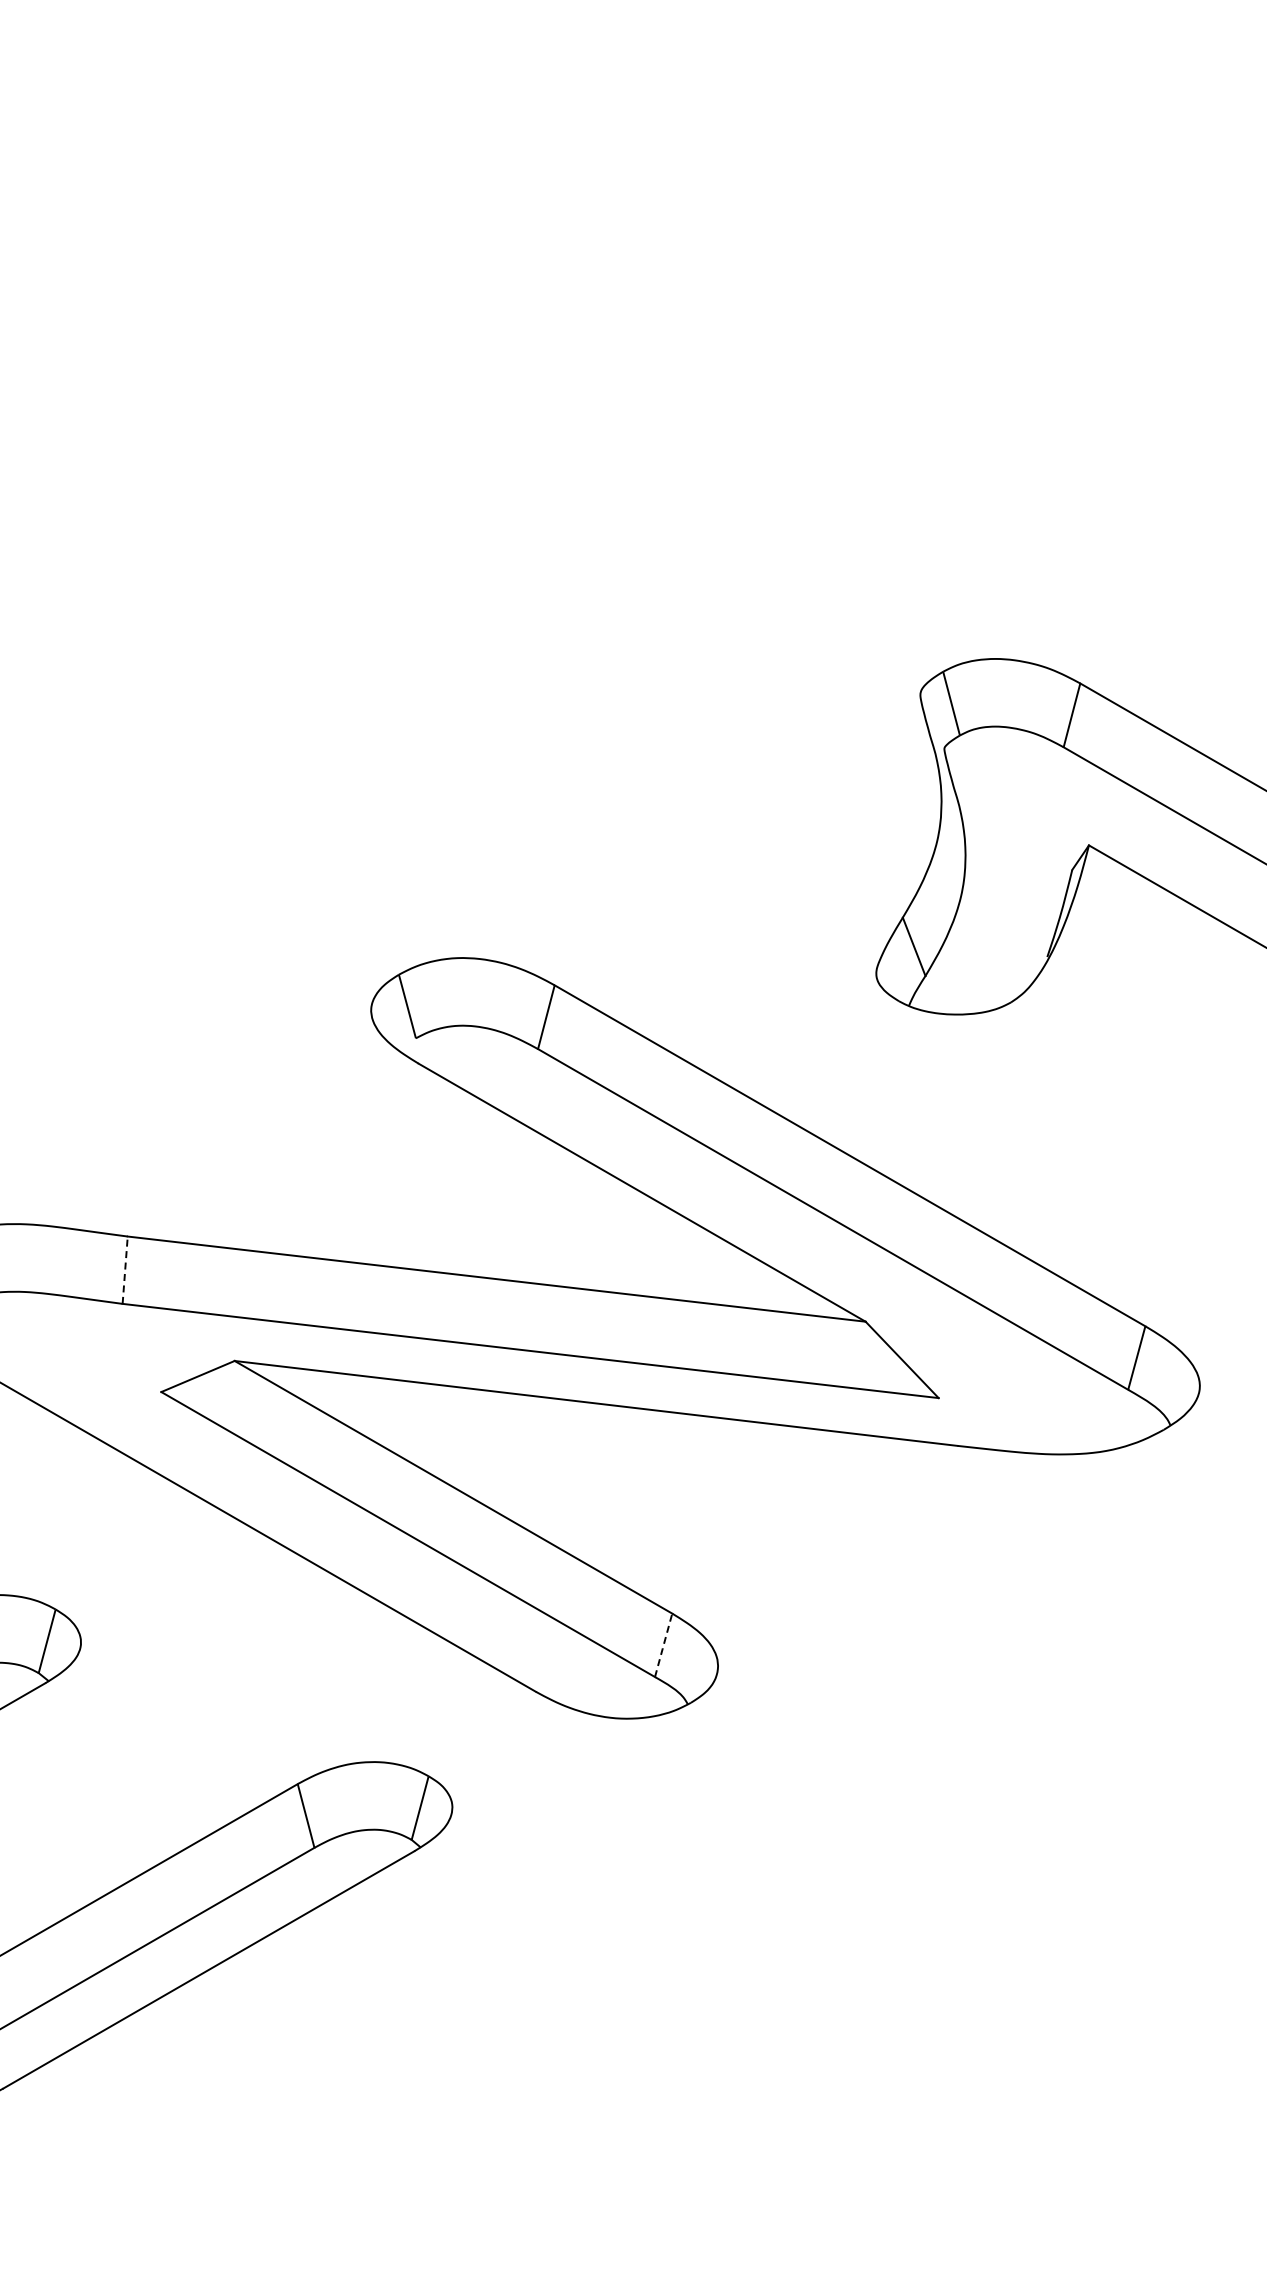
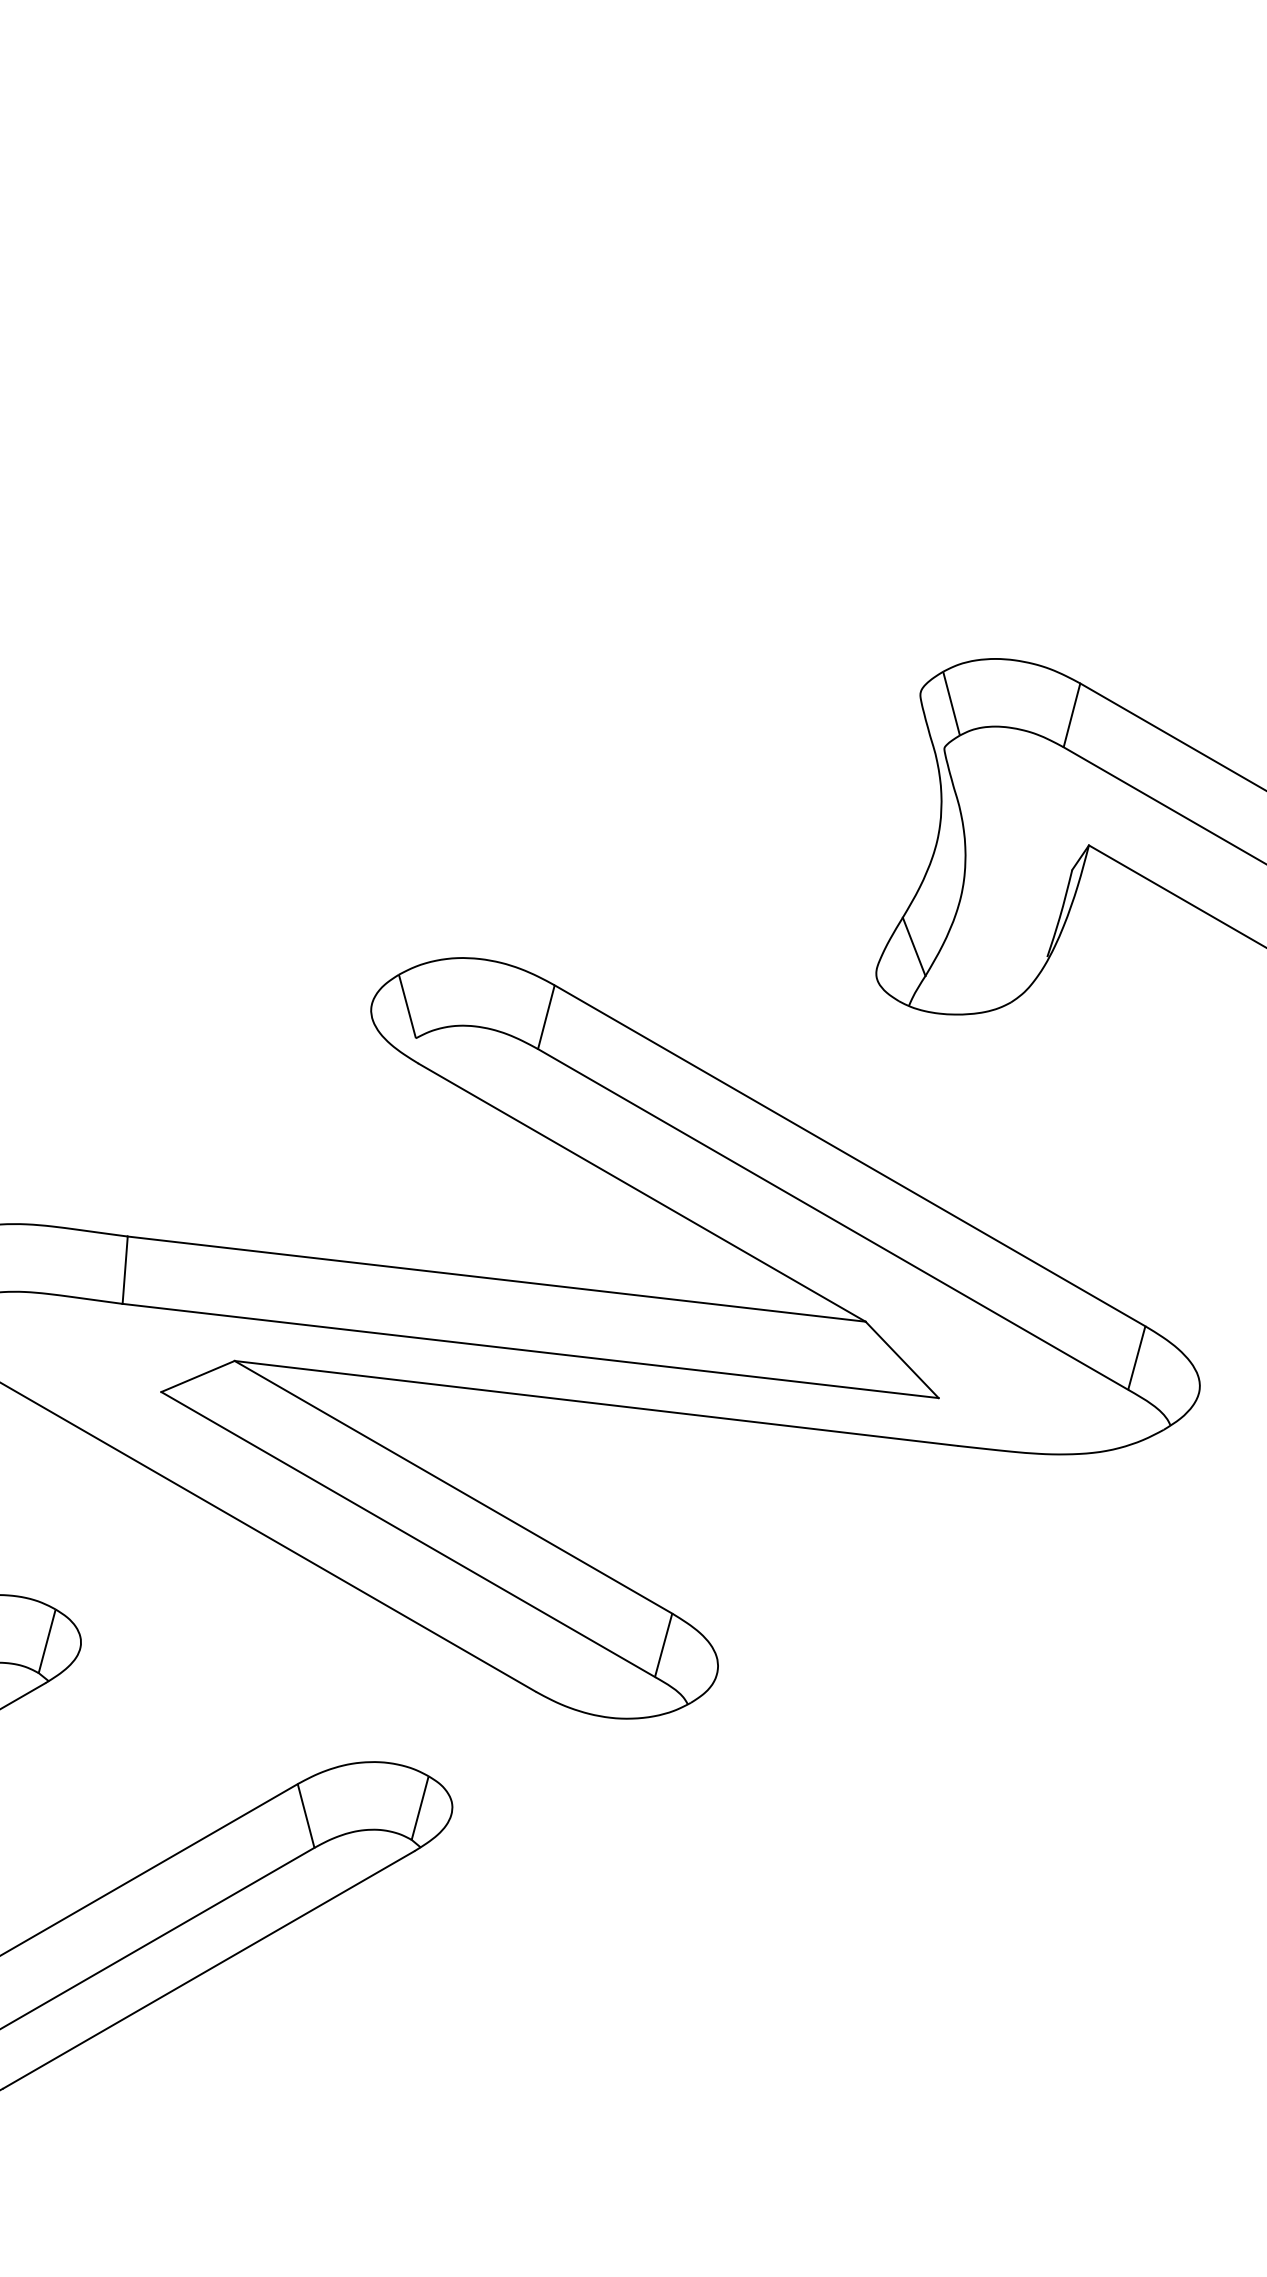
line: dashed -> solid (125, 1270)
line: dashed -> solid (663, 1645)
